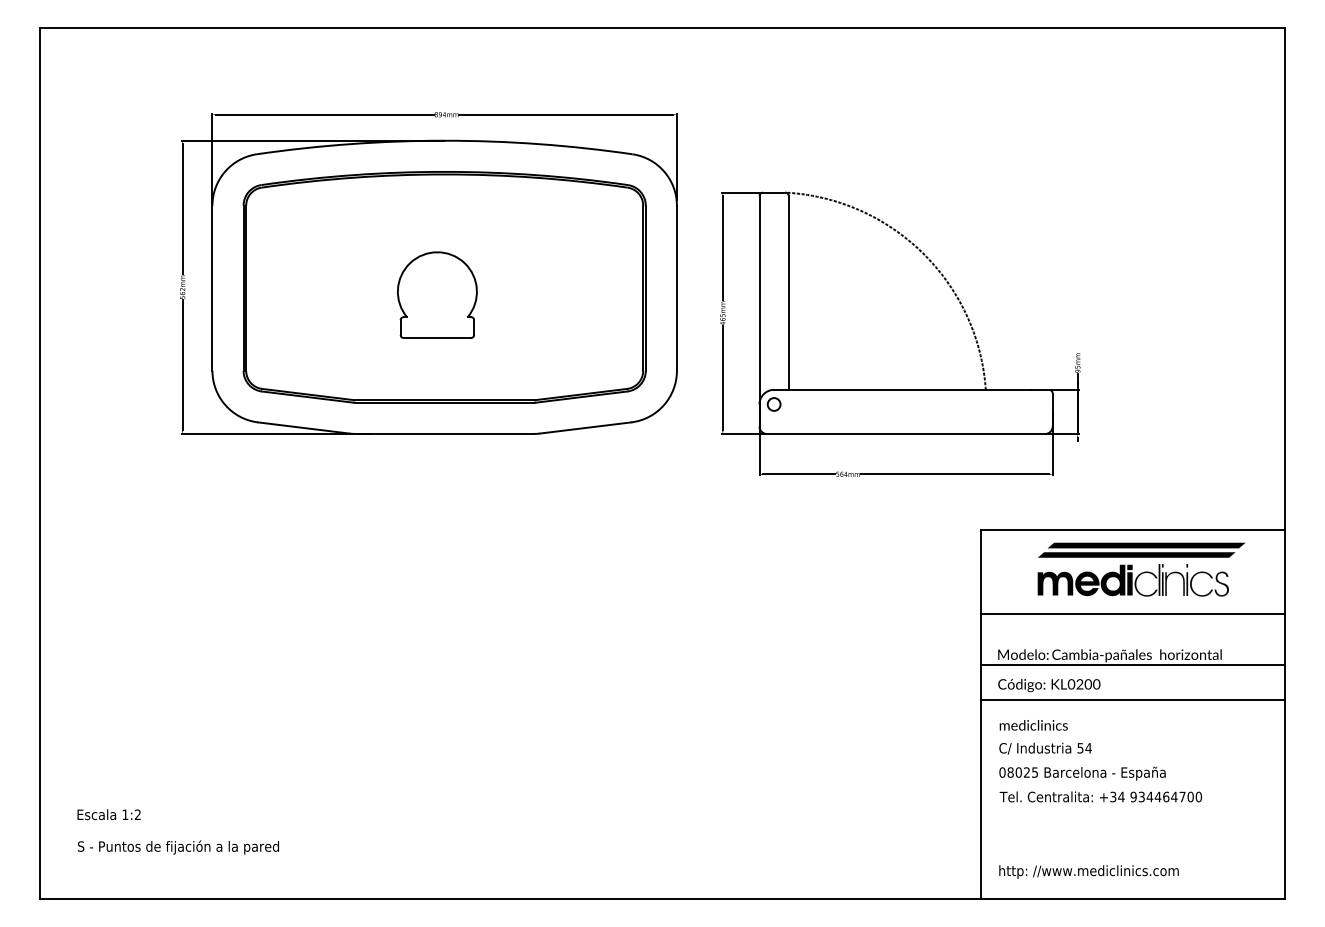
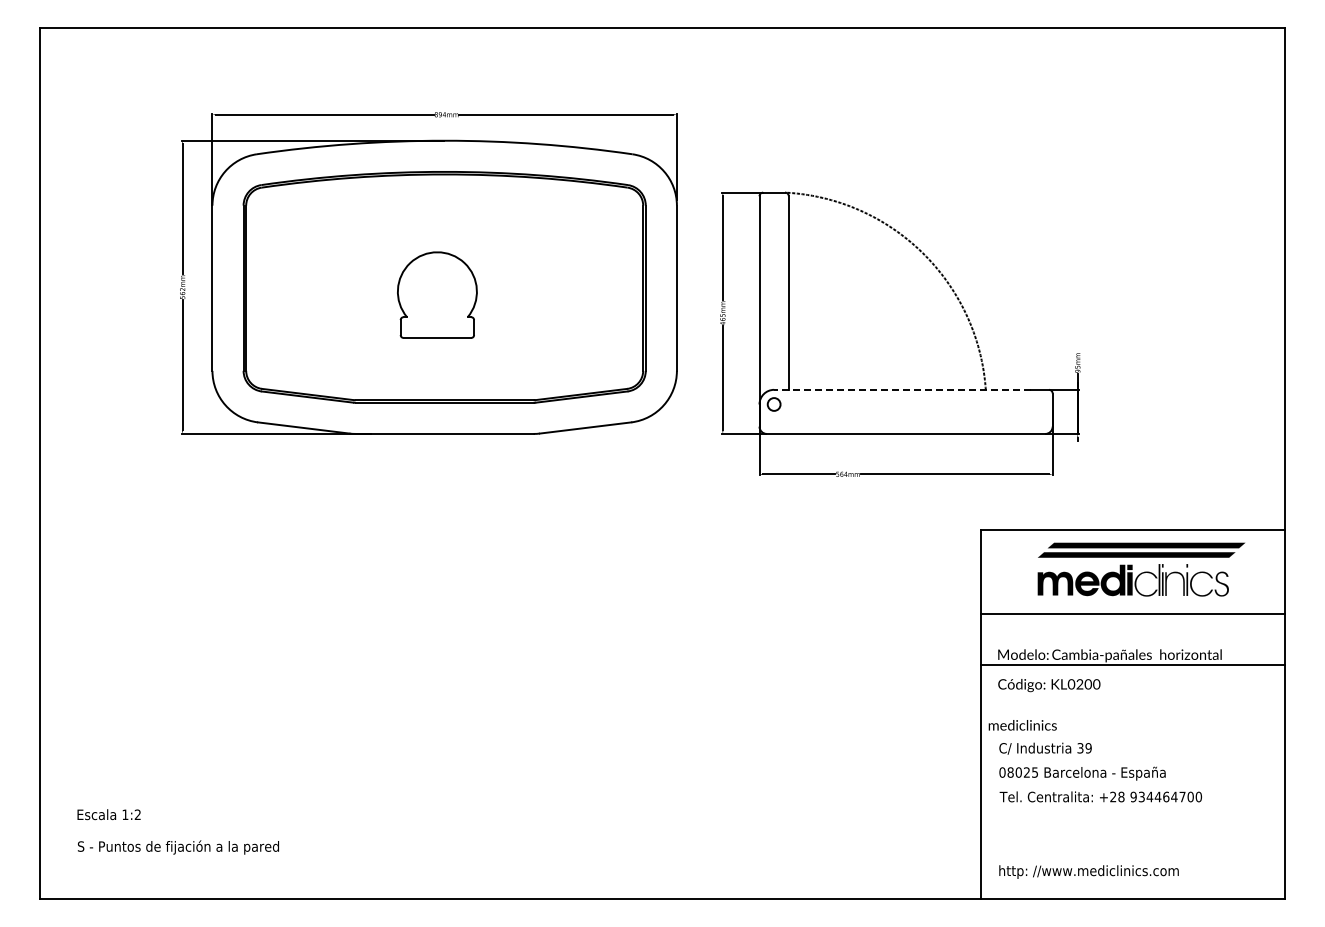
line: solid -> dashed (901, 389)
line: present -> none (1132, 699)
text position: (1033, 725) -> (1022, 725) (1022, 725)
text: 54 -> 39 (1084, 748)
text: +34 -> +28 (1117, 796)
